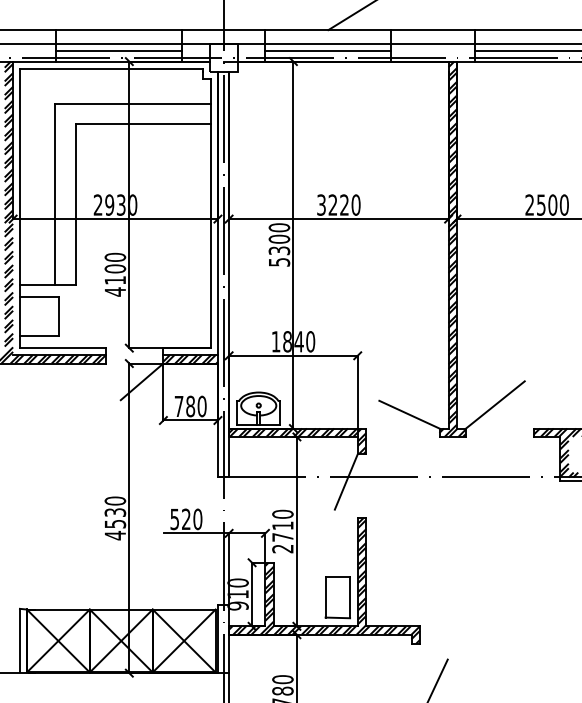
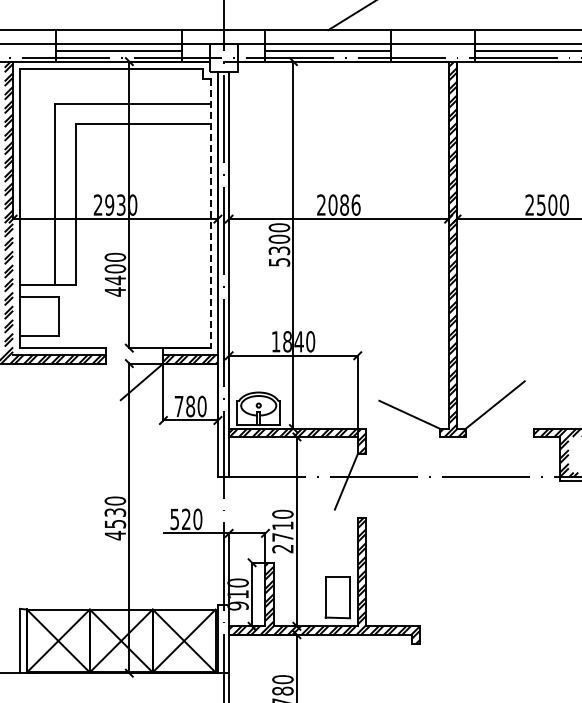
text: 3220 -> 2086 (338, 204)
line: solid -> dashed (210, 213)
text: 4100 -> 4400 (114, 280)
line: present -> none (437, 679)
